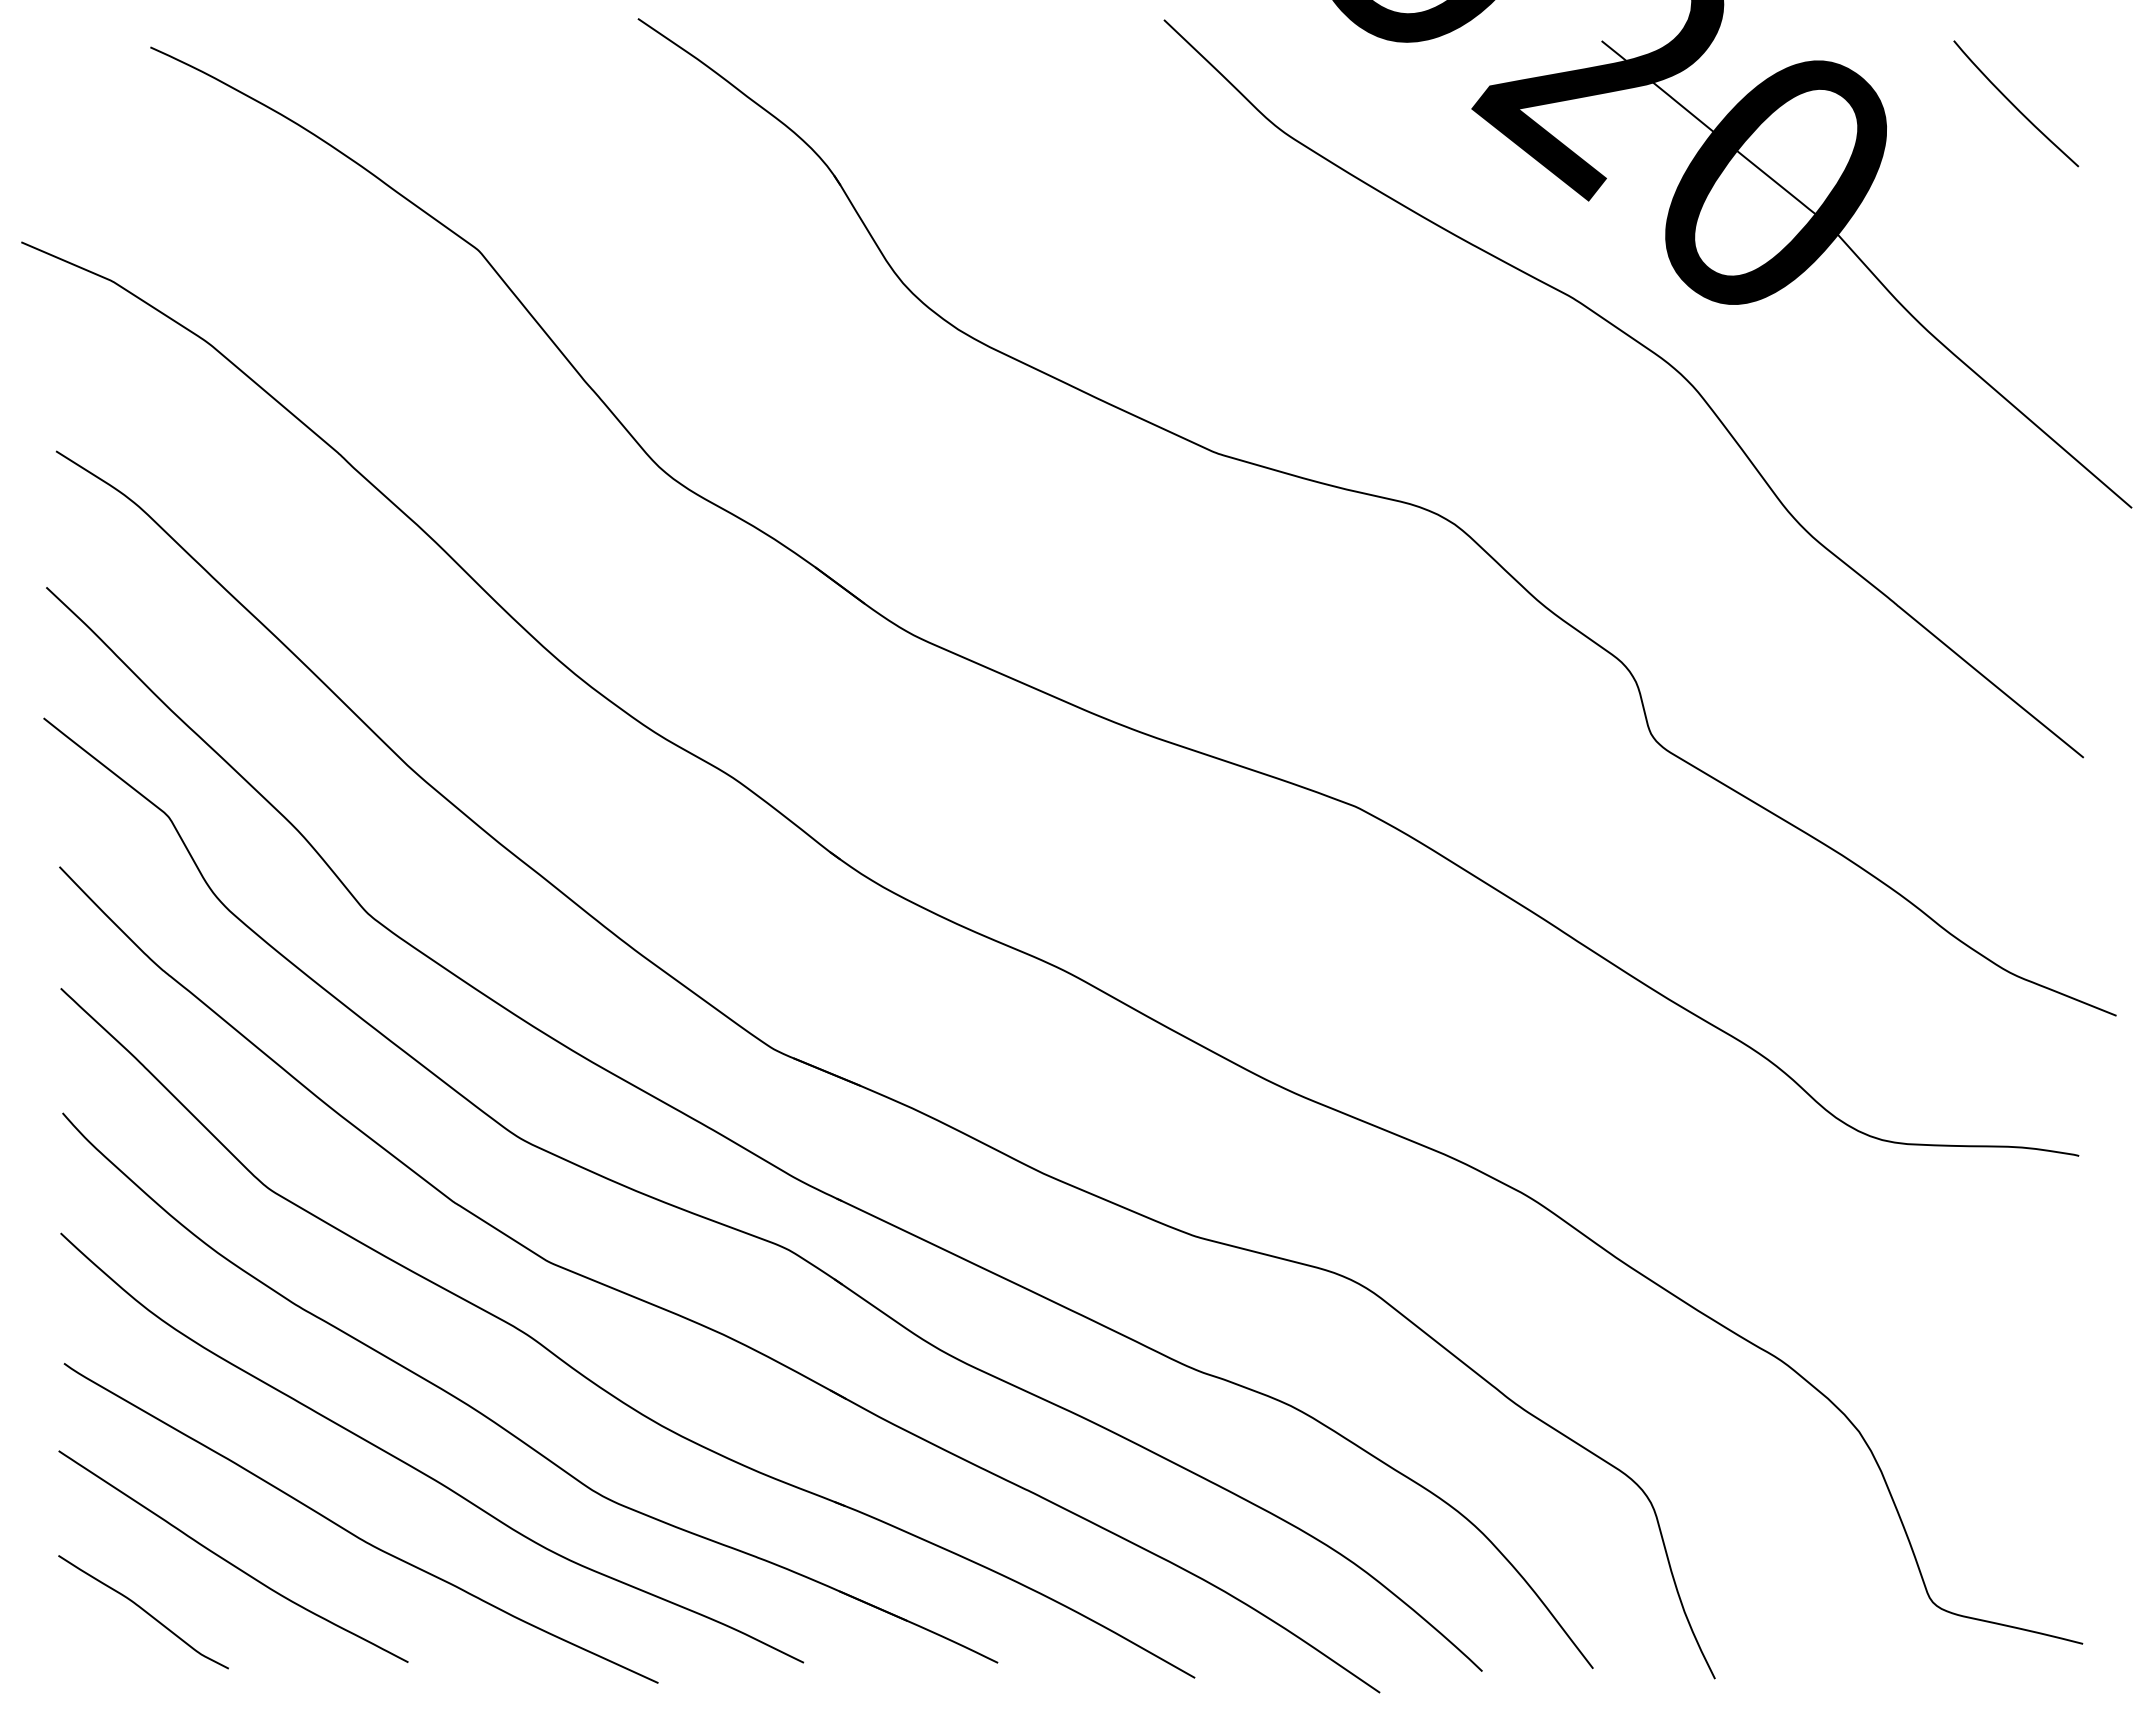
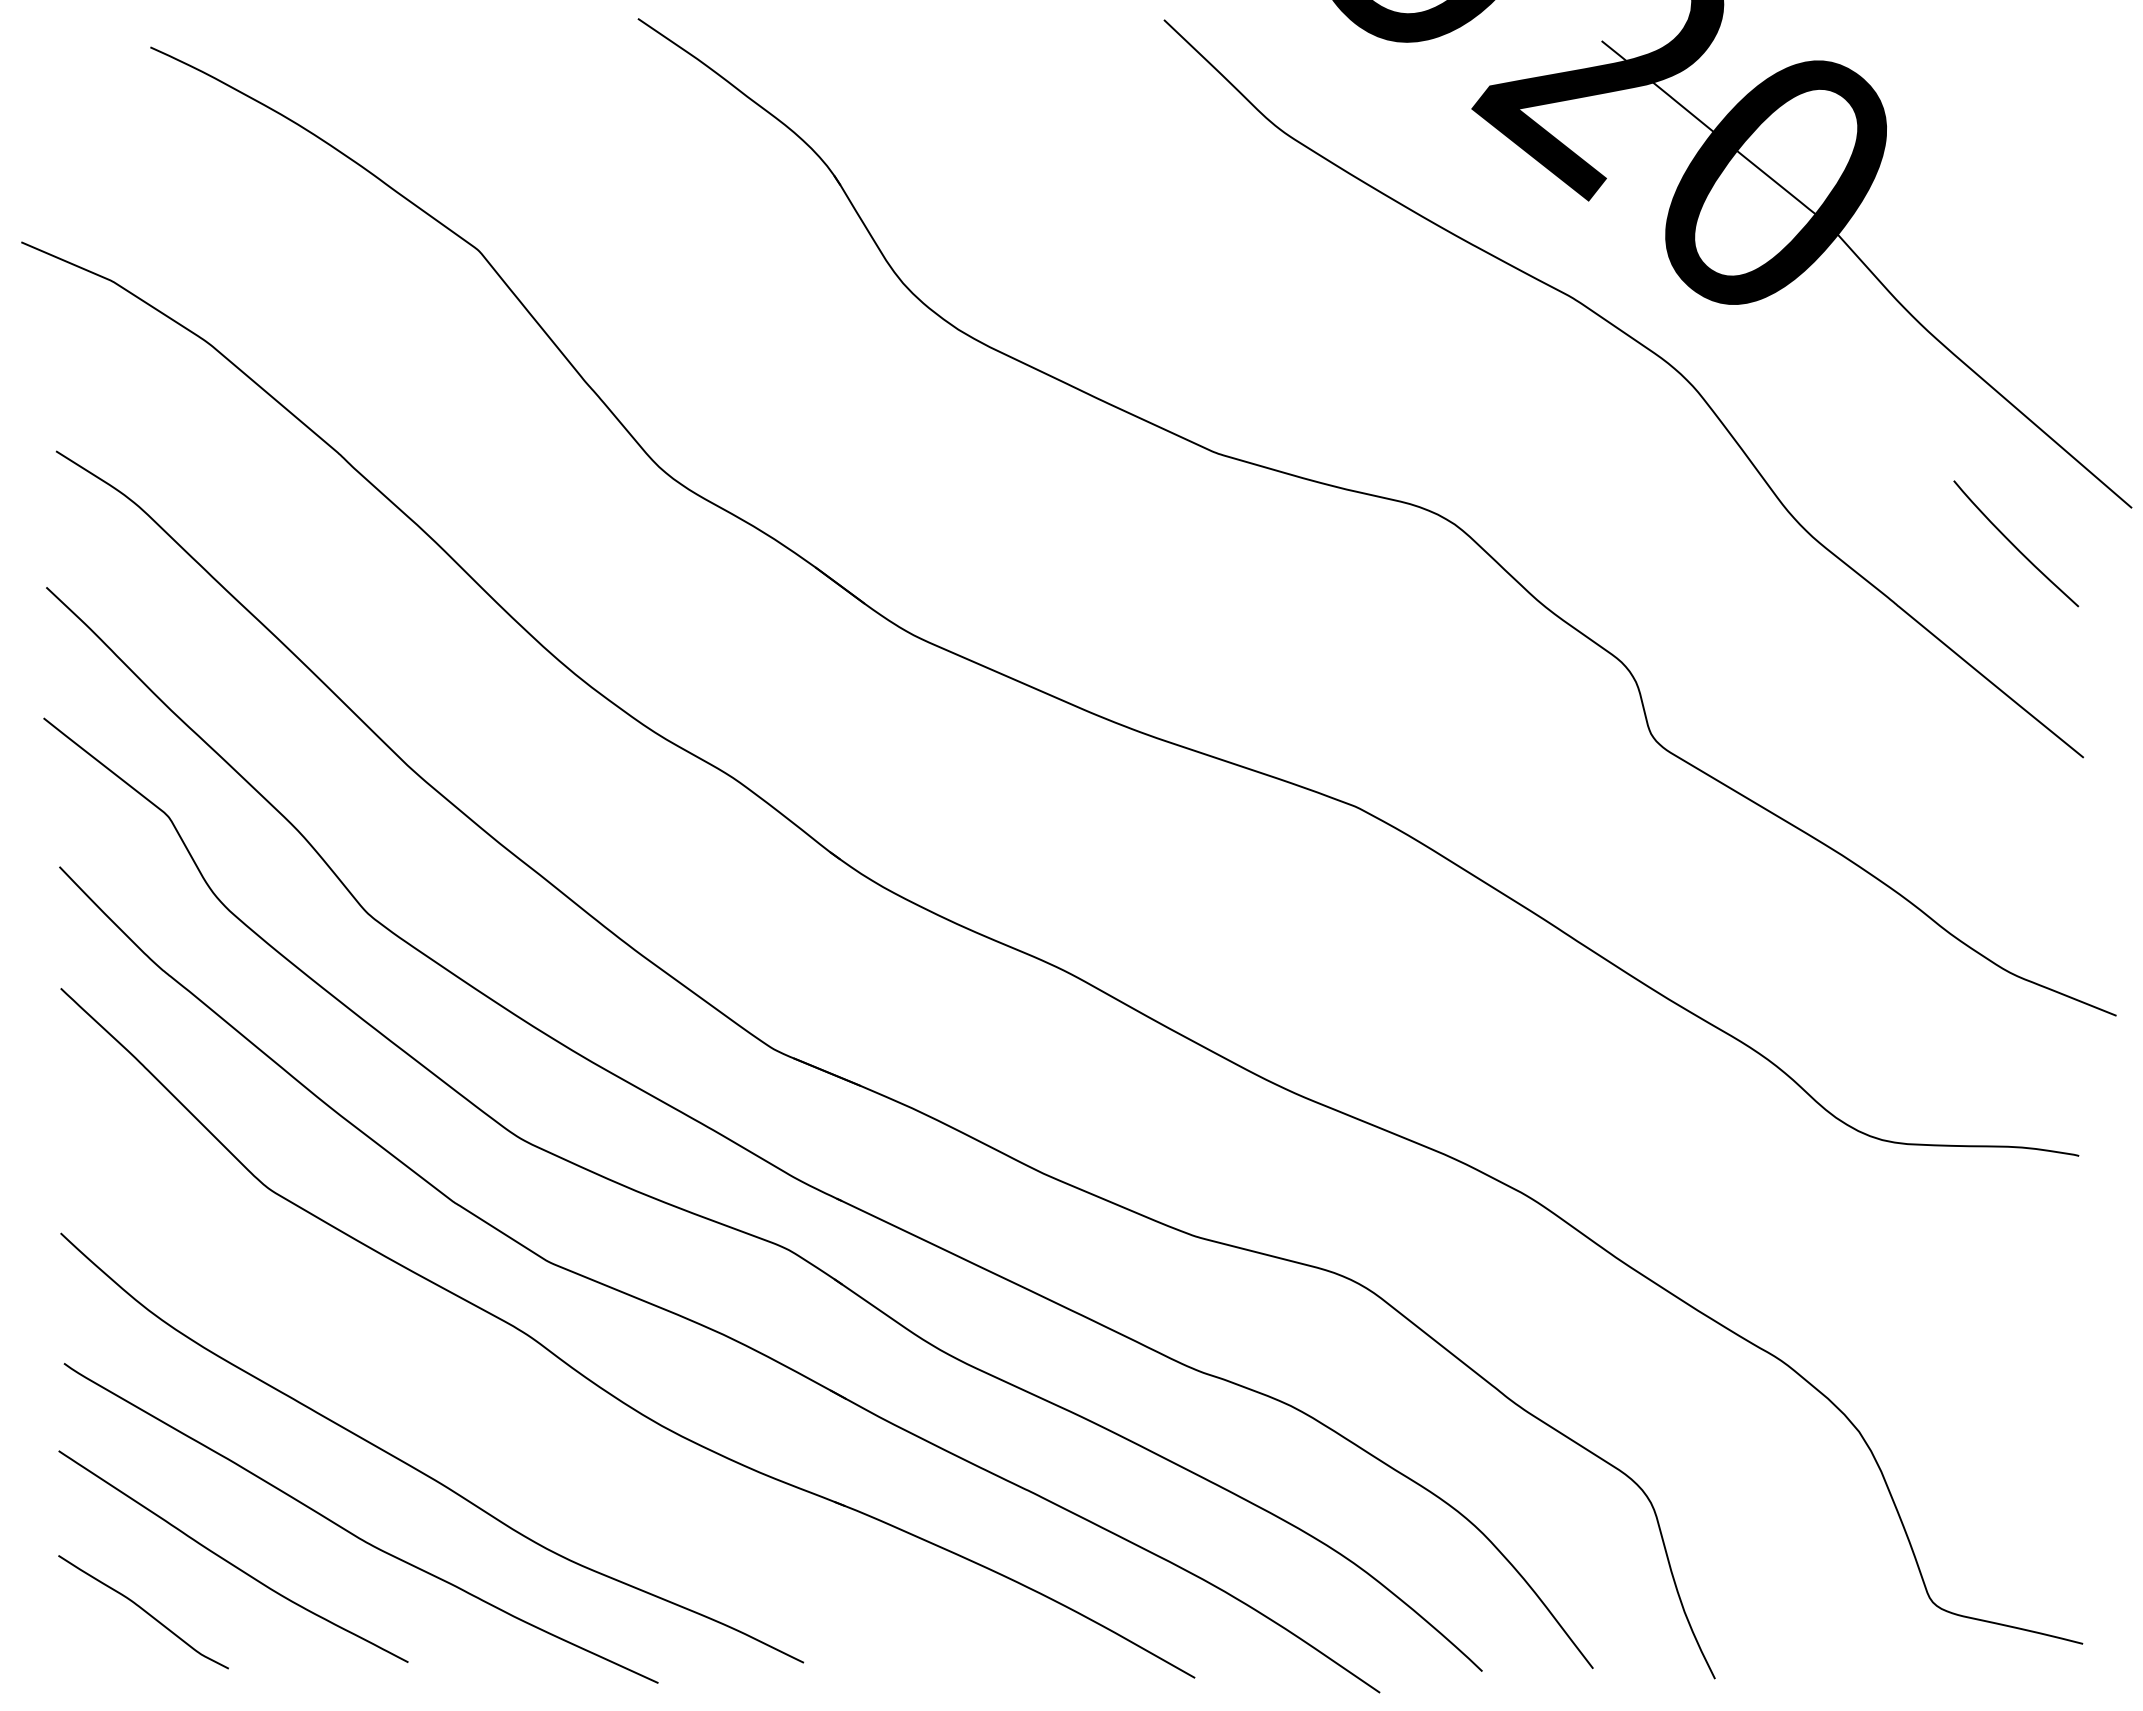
curve position: (2014, 104) -> (2014, 544) (2014, 544)
part: present -> none (502, 1426)
